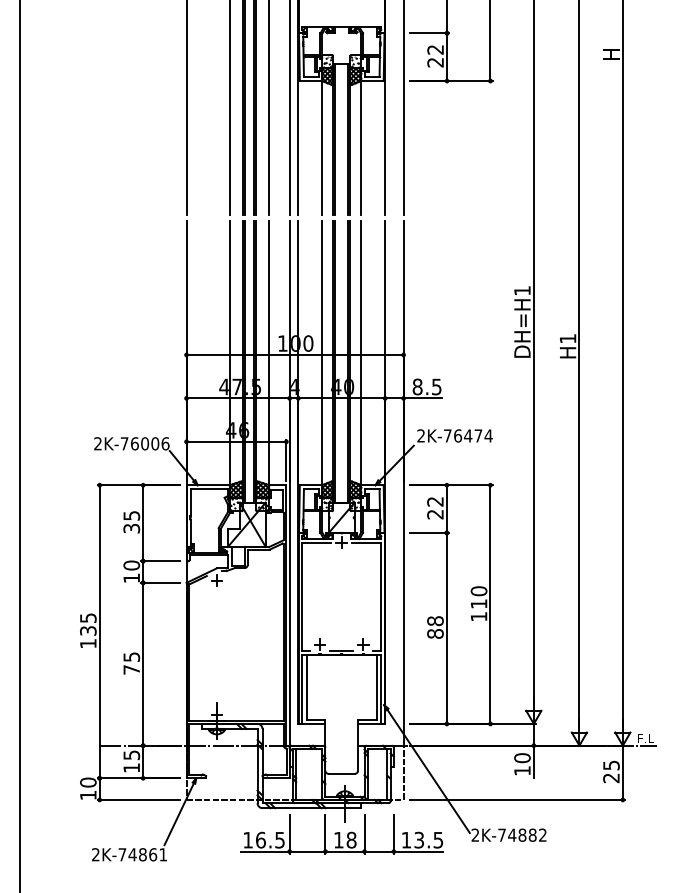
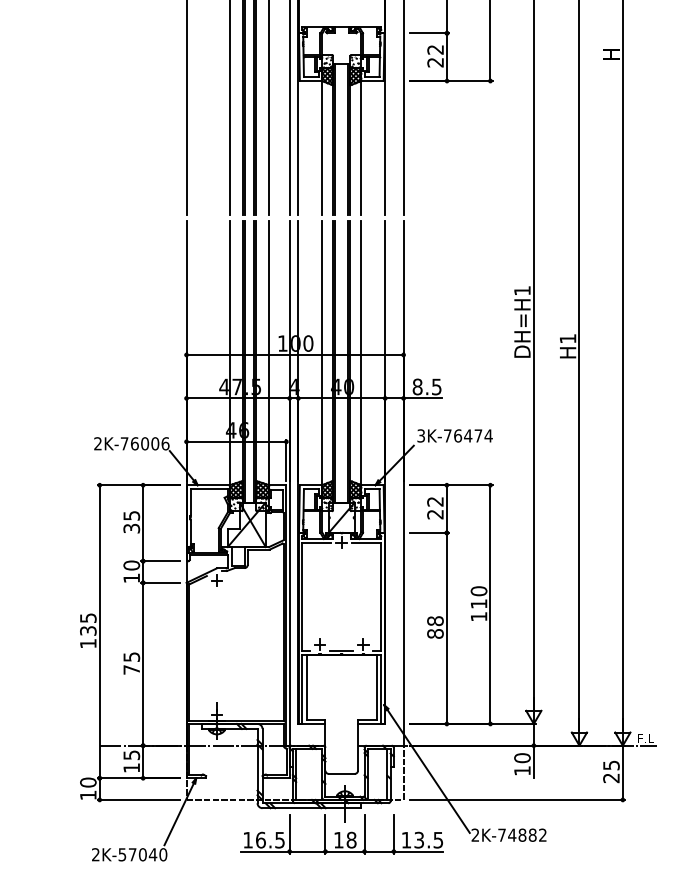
text: 2K-76474 -> 3K-76474 (420, 436)
line: present -> none (20, 445)
text: 2K-74861 -> 2K-57040 (142, 854)
